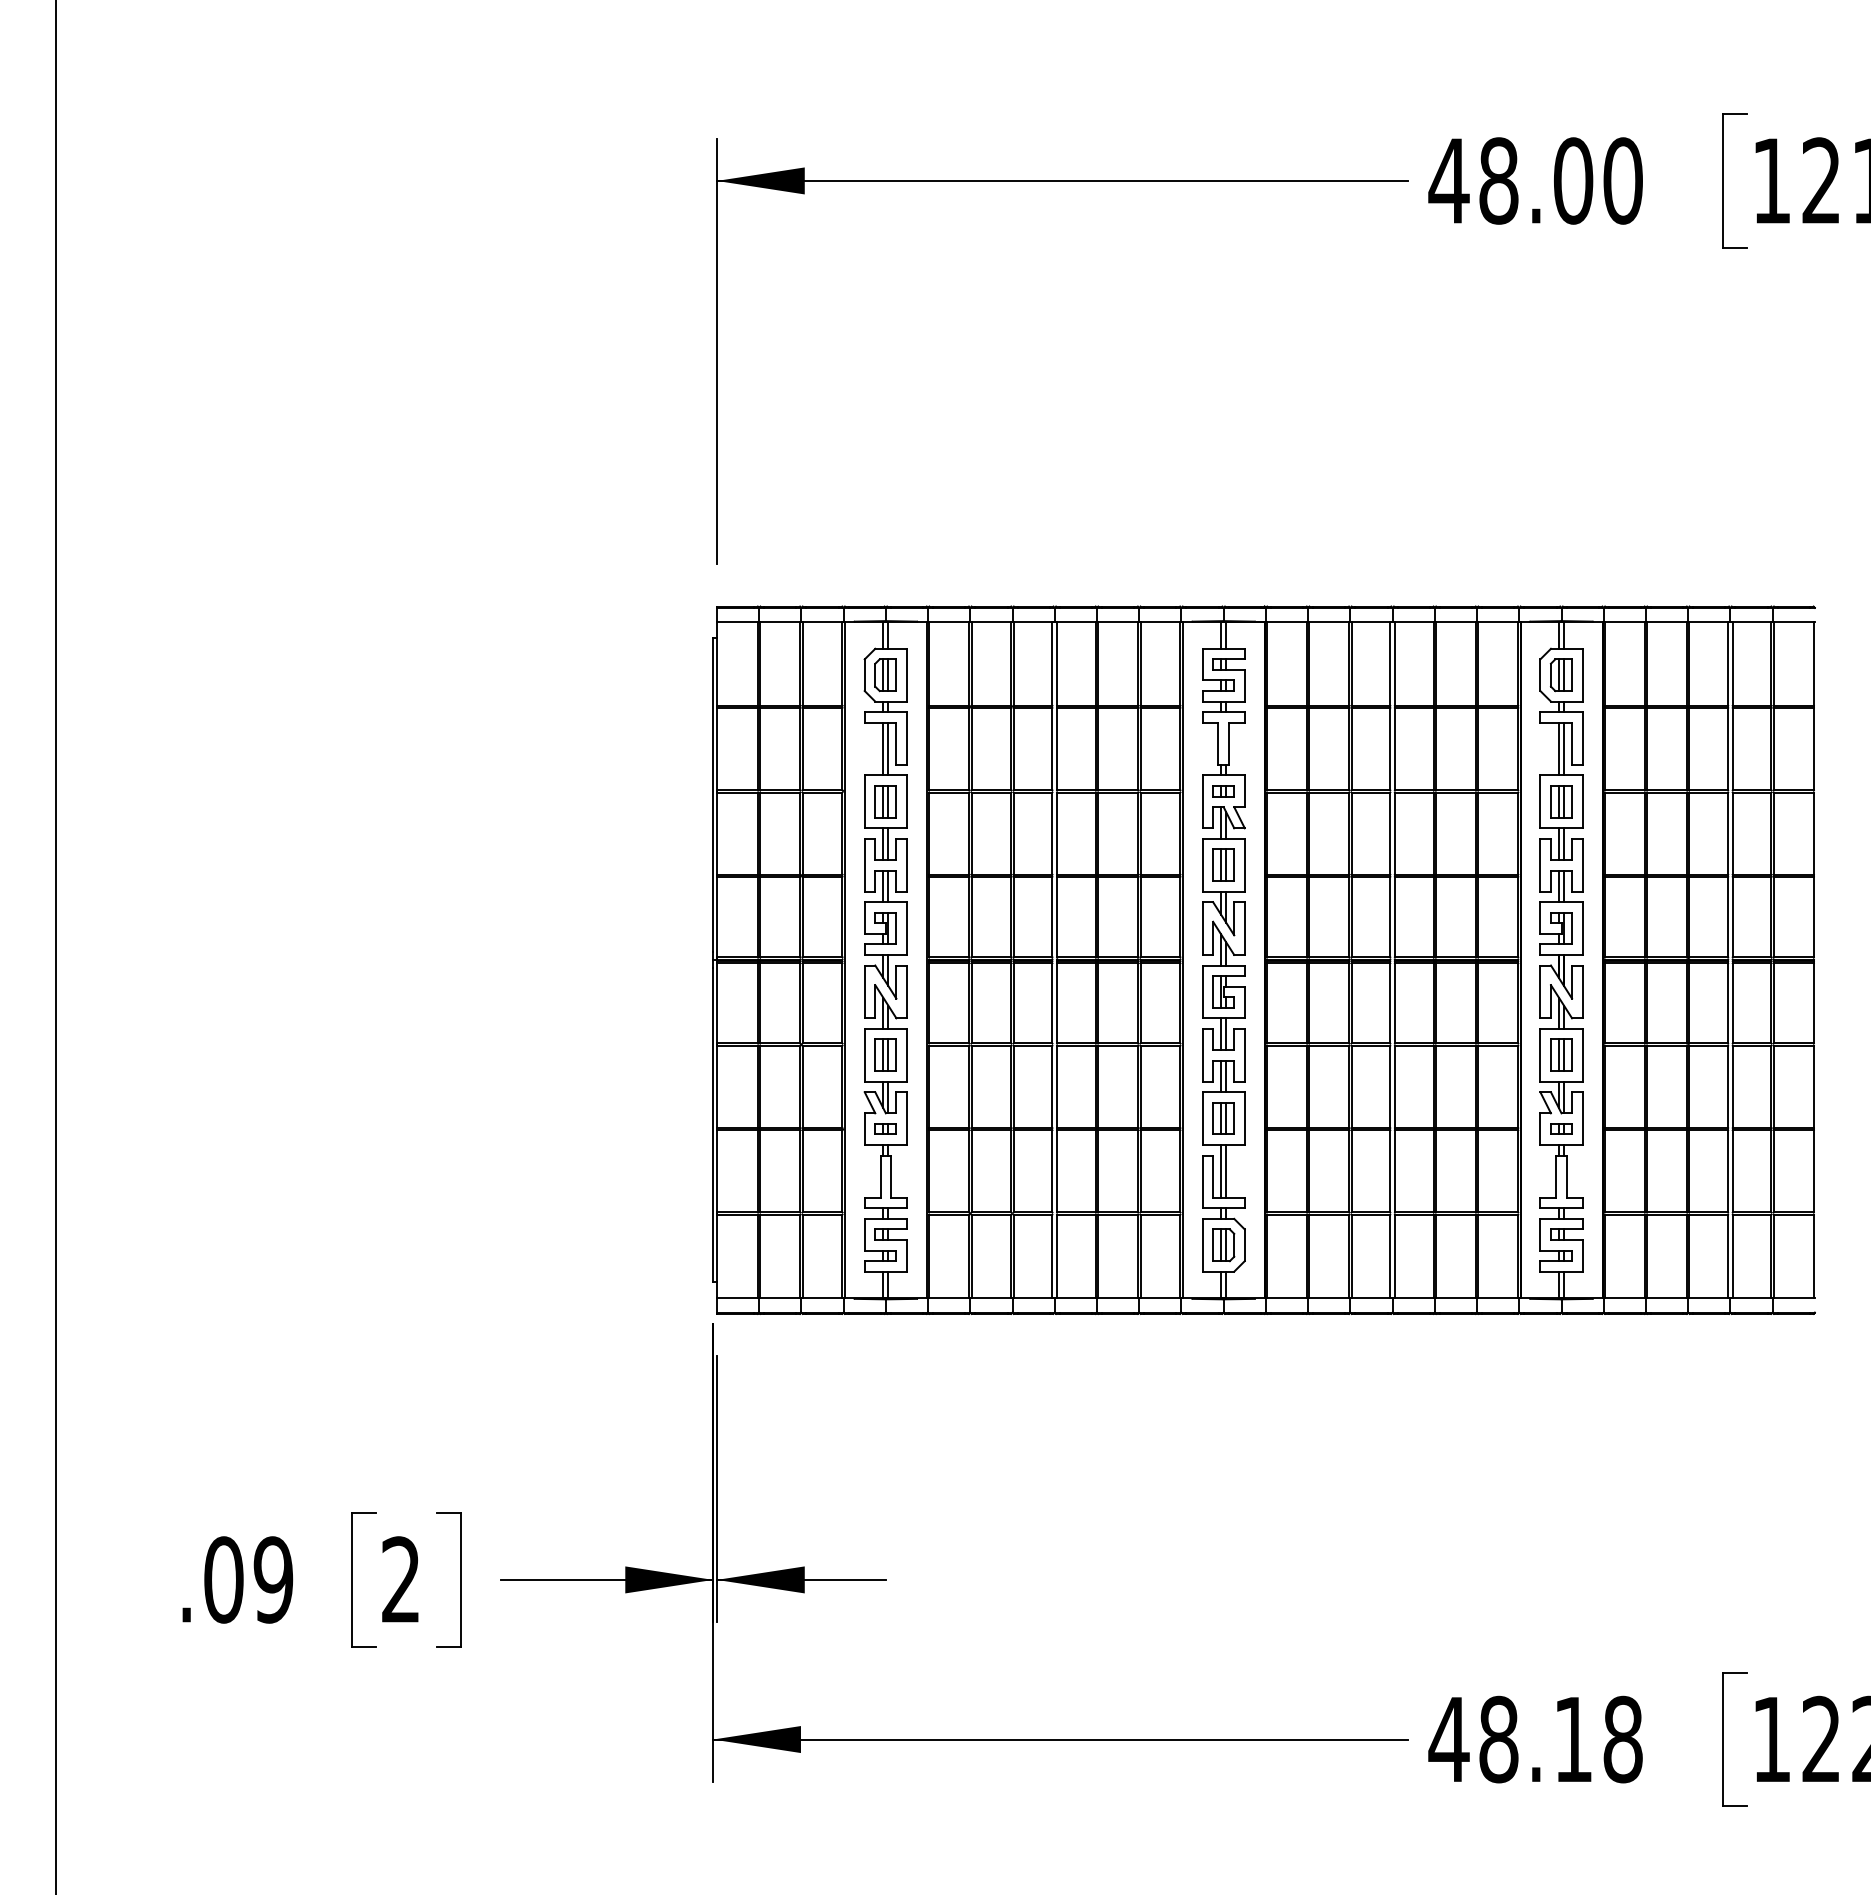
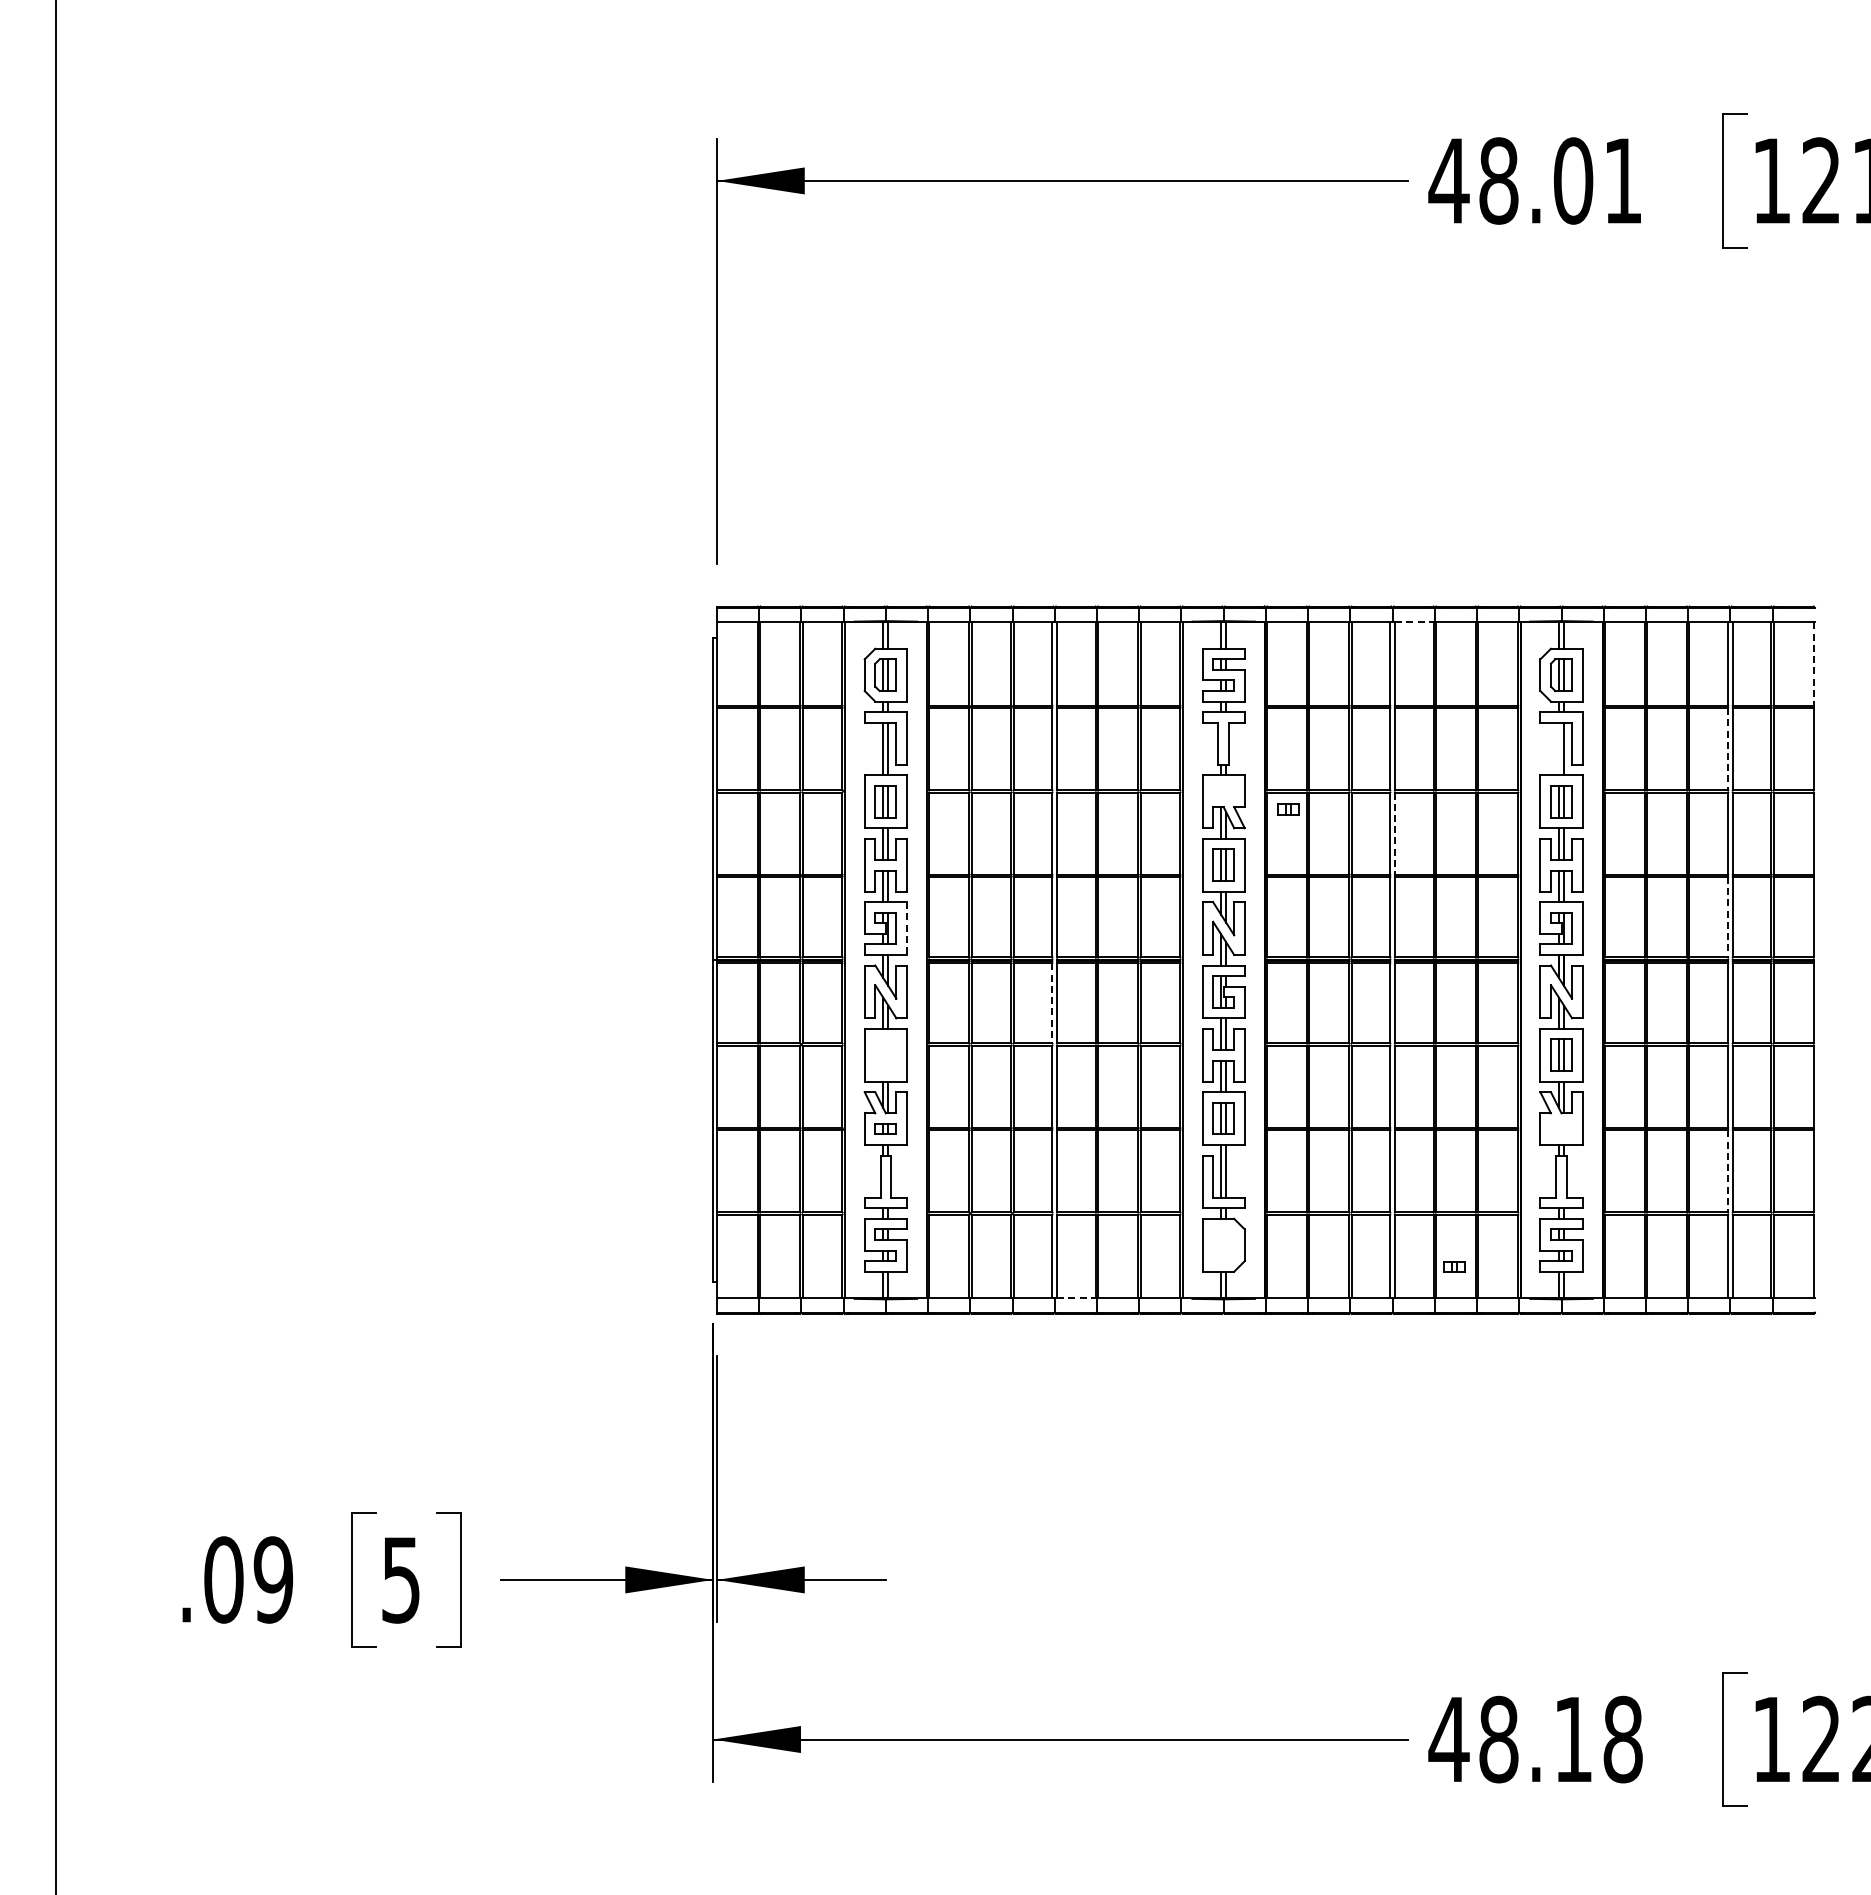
text: 48.00 -> 48.01 (1622, 180)
line: solid -> dashed (1414, 622)
line: solid -> dashed (1813, 664)
line: present -> none (1559, 748)
line: solid -> dashed (1727, 749)
part position: (1223, 791) -> (1288, 809) (1288, 809)
line: solid -> dashed (1395, 833)
line: solid -> dashed (1727, 917)
line: solid -> dashed (906, 929)
line: solid -> dashed (1052, 1003)
part: present -> none (885, 1054)
part position: (1561, 1128) -> (1454, 1266) (1454, 1266)
line: solid -> dashed (1727, 1171)
part: present -> none (1223, 1245)
line: solid -> dashed (1077, 1298)
text: 2 -> 5 (400, 1579)
